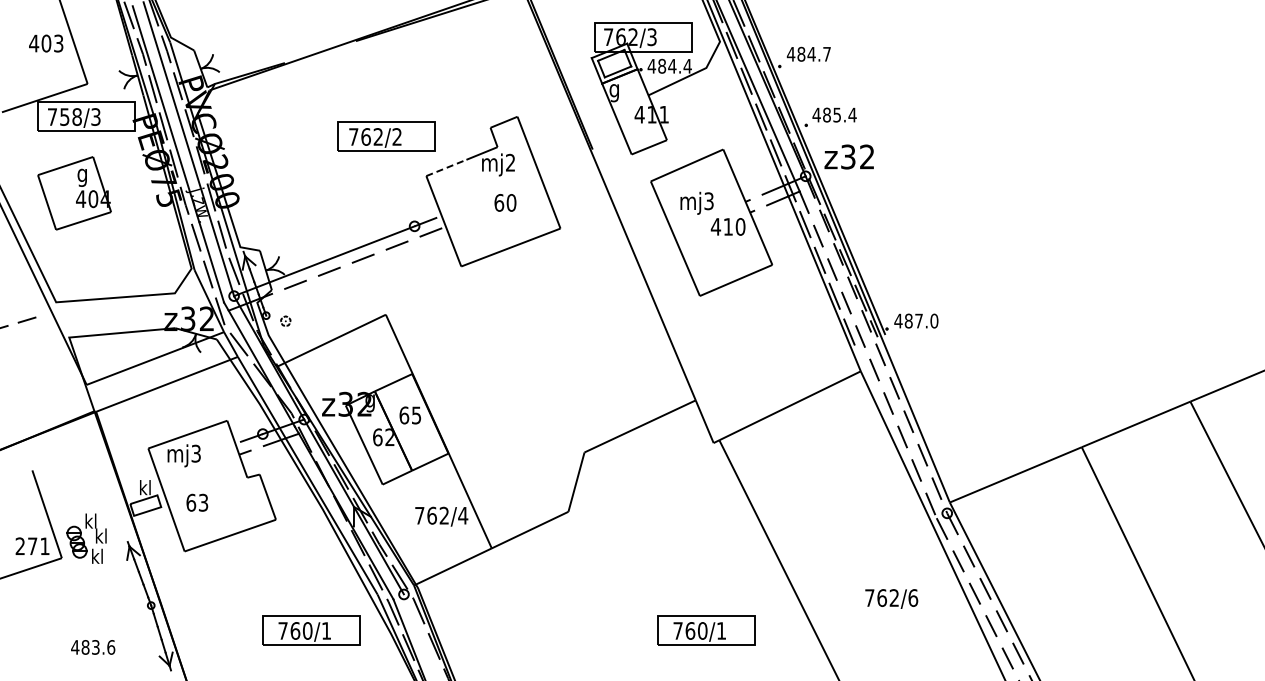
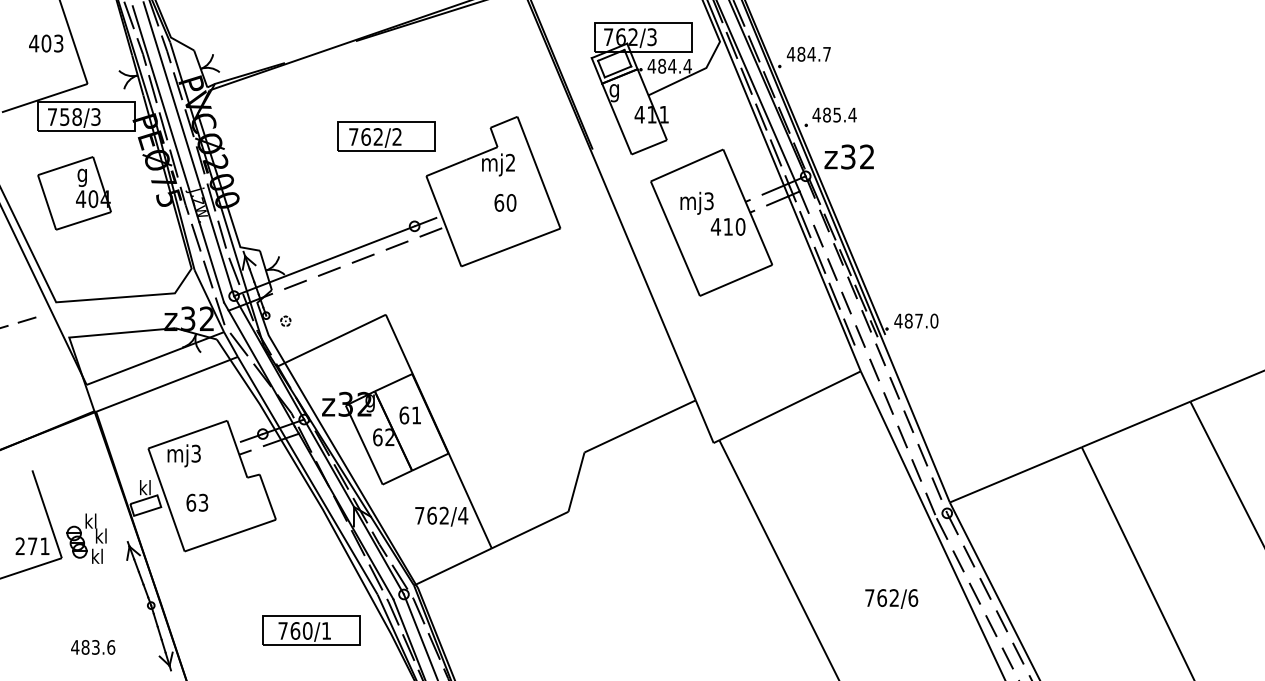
line: dashed -> solid (446, 167)
text: 65 -> 61 (416, 415)
part: present -> none (706, 630)
line: none -> present (419, 635)
